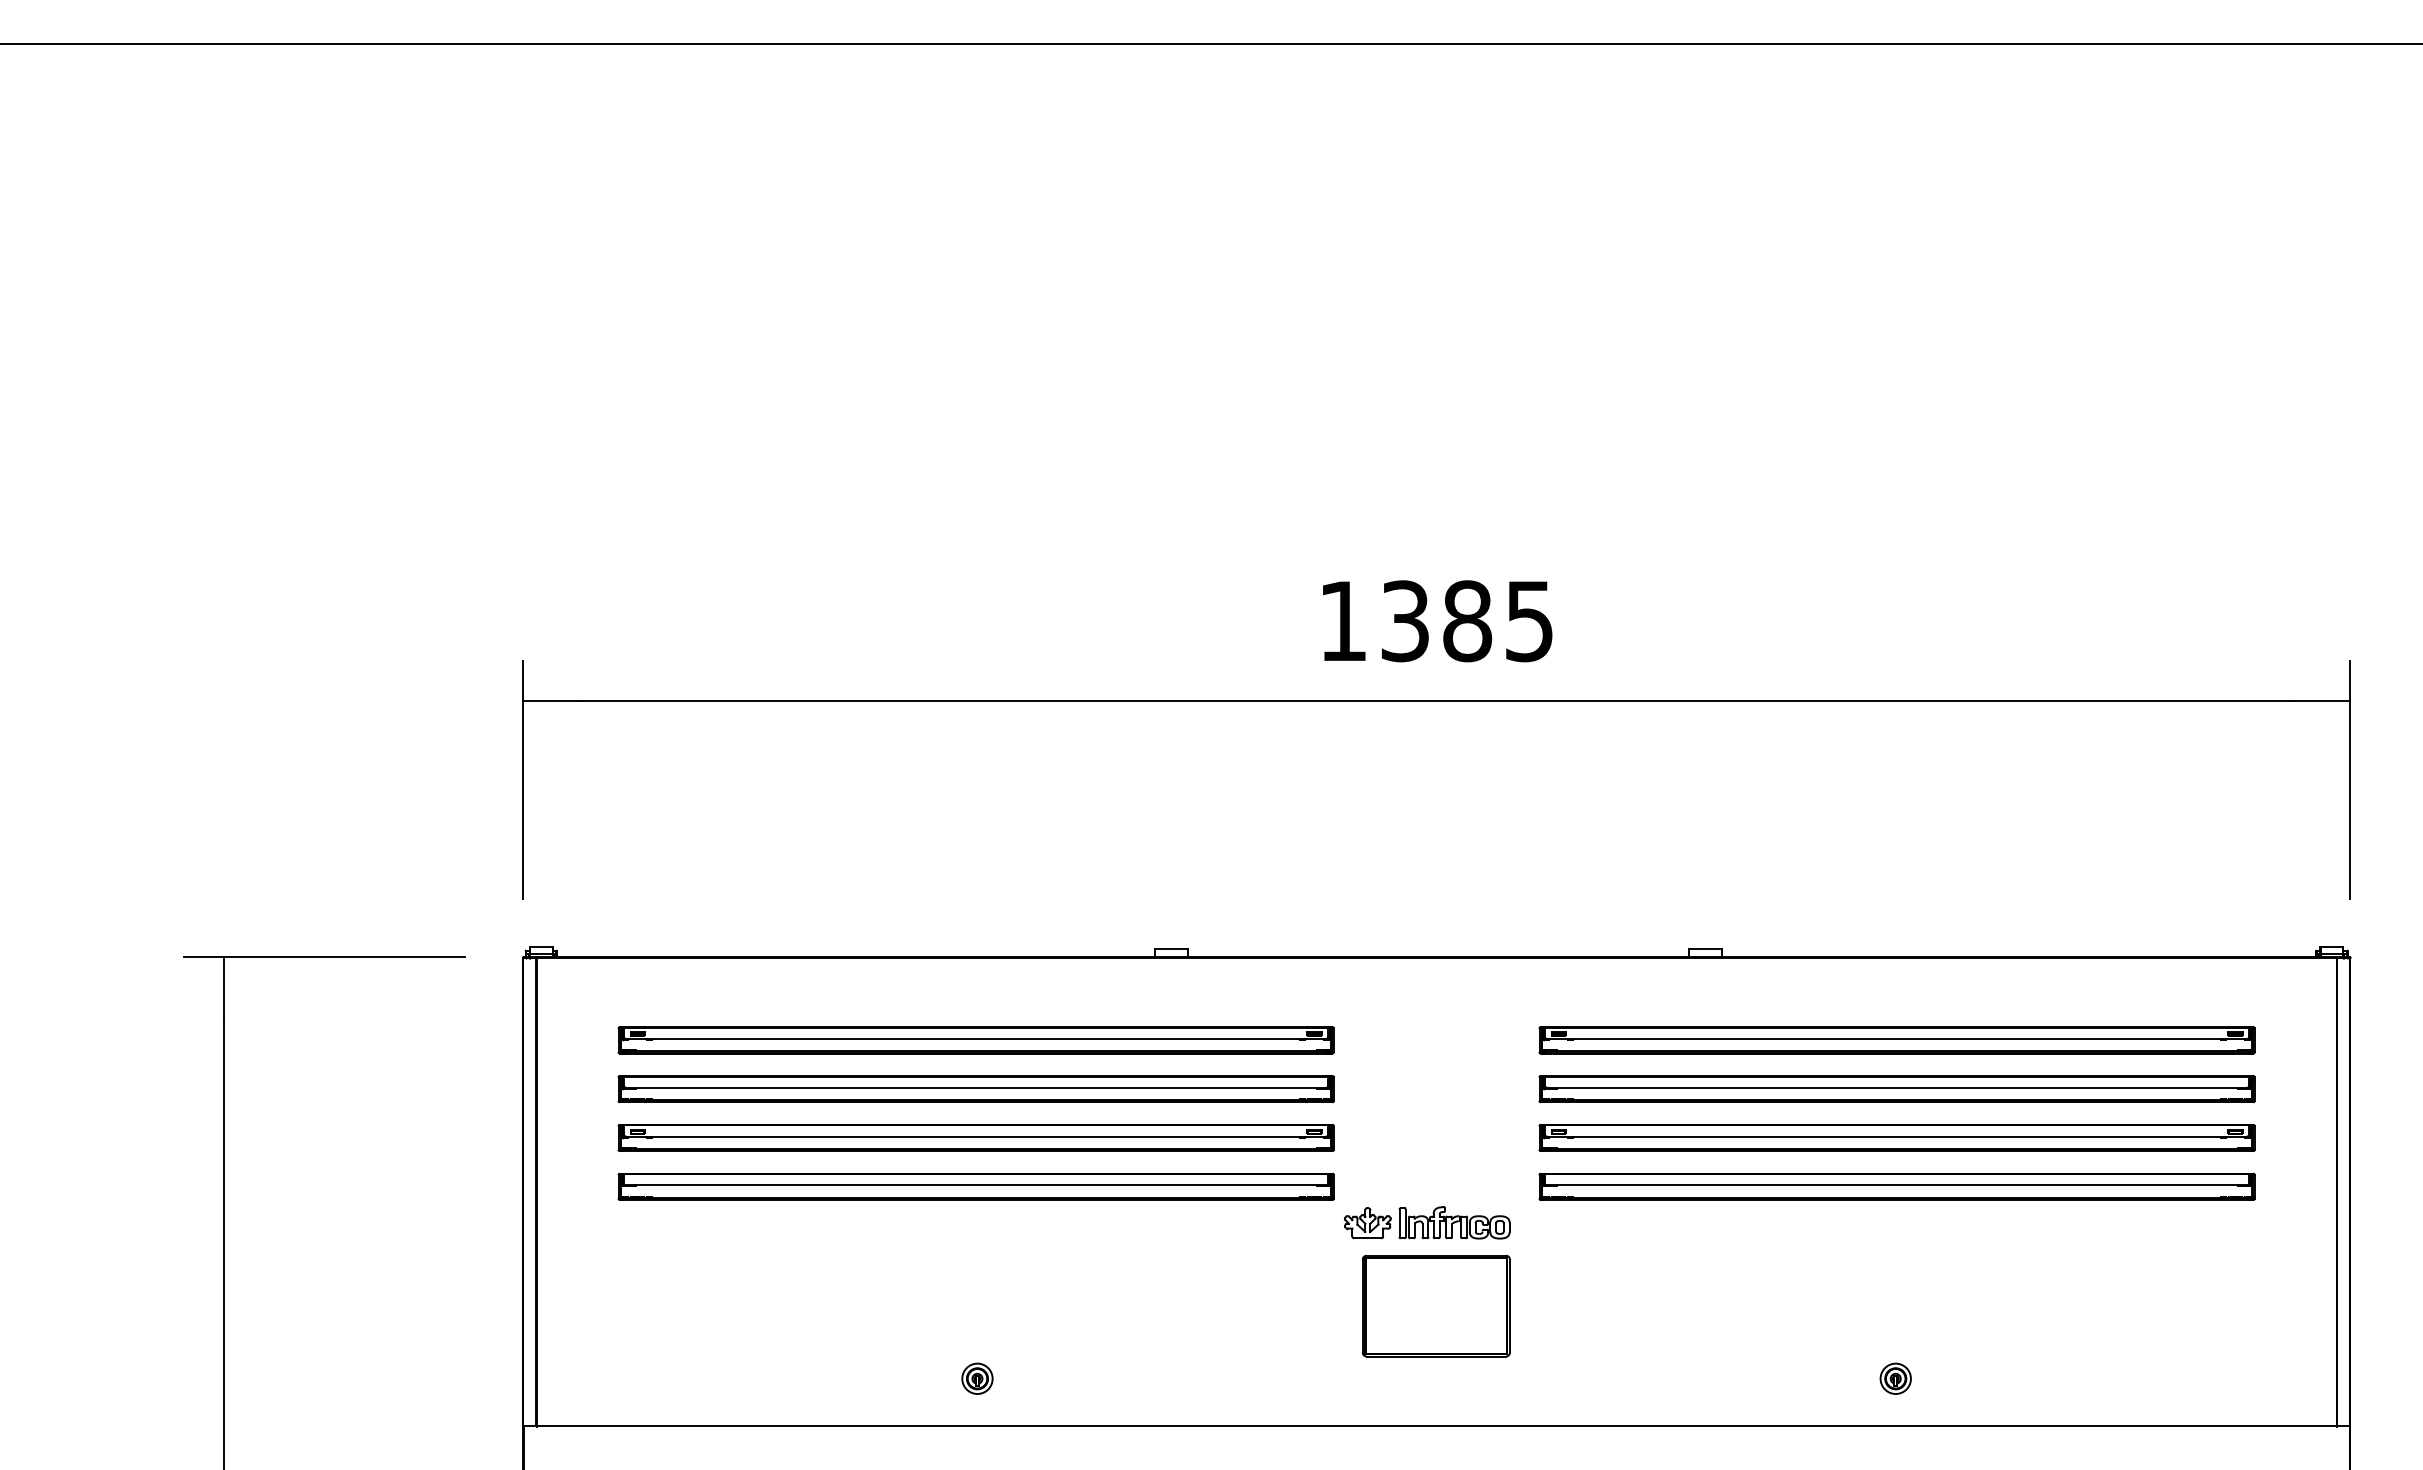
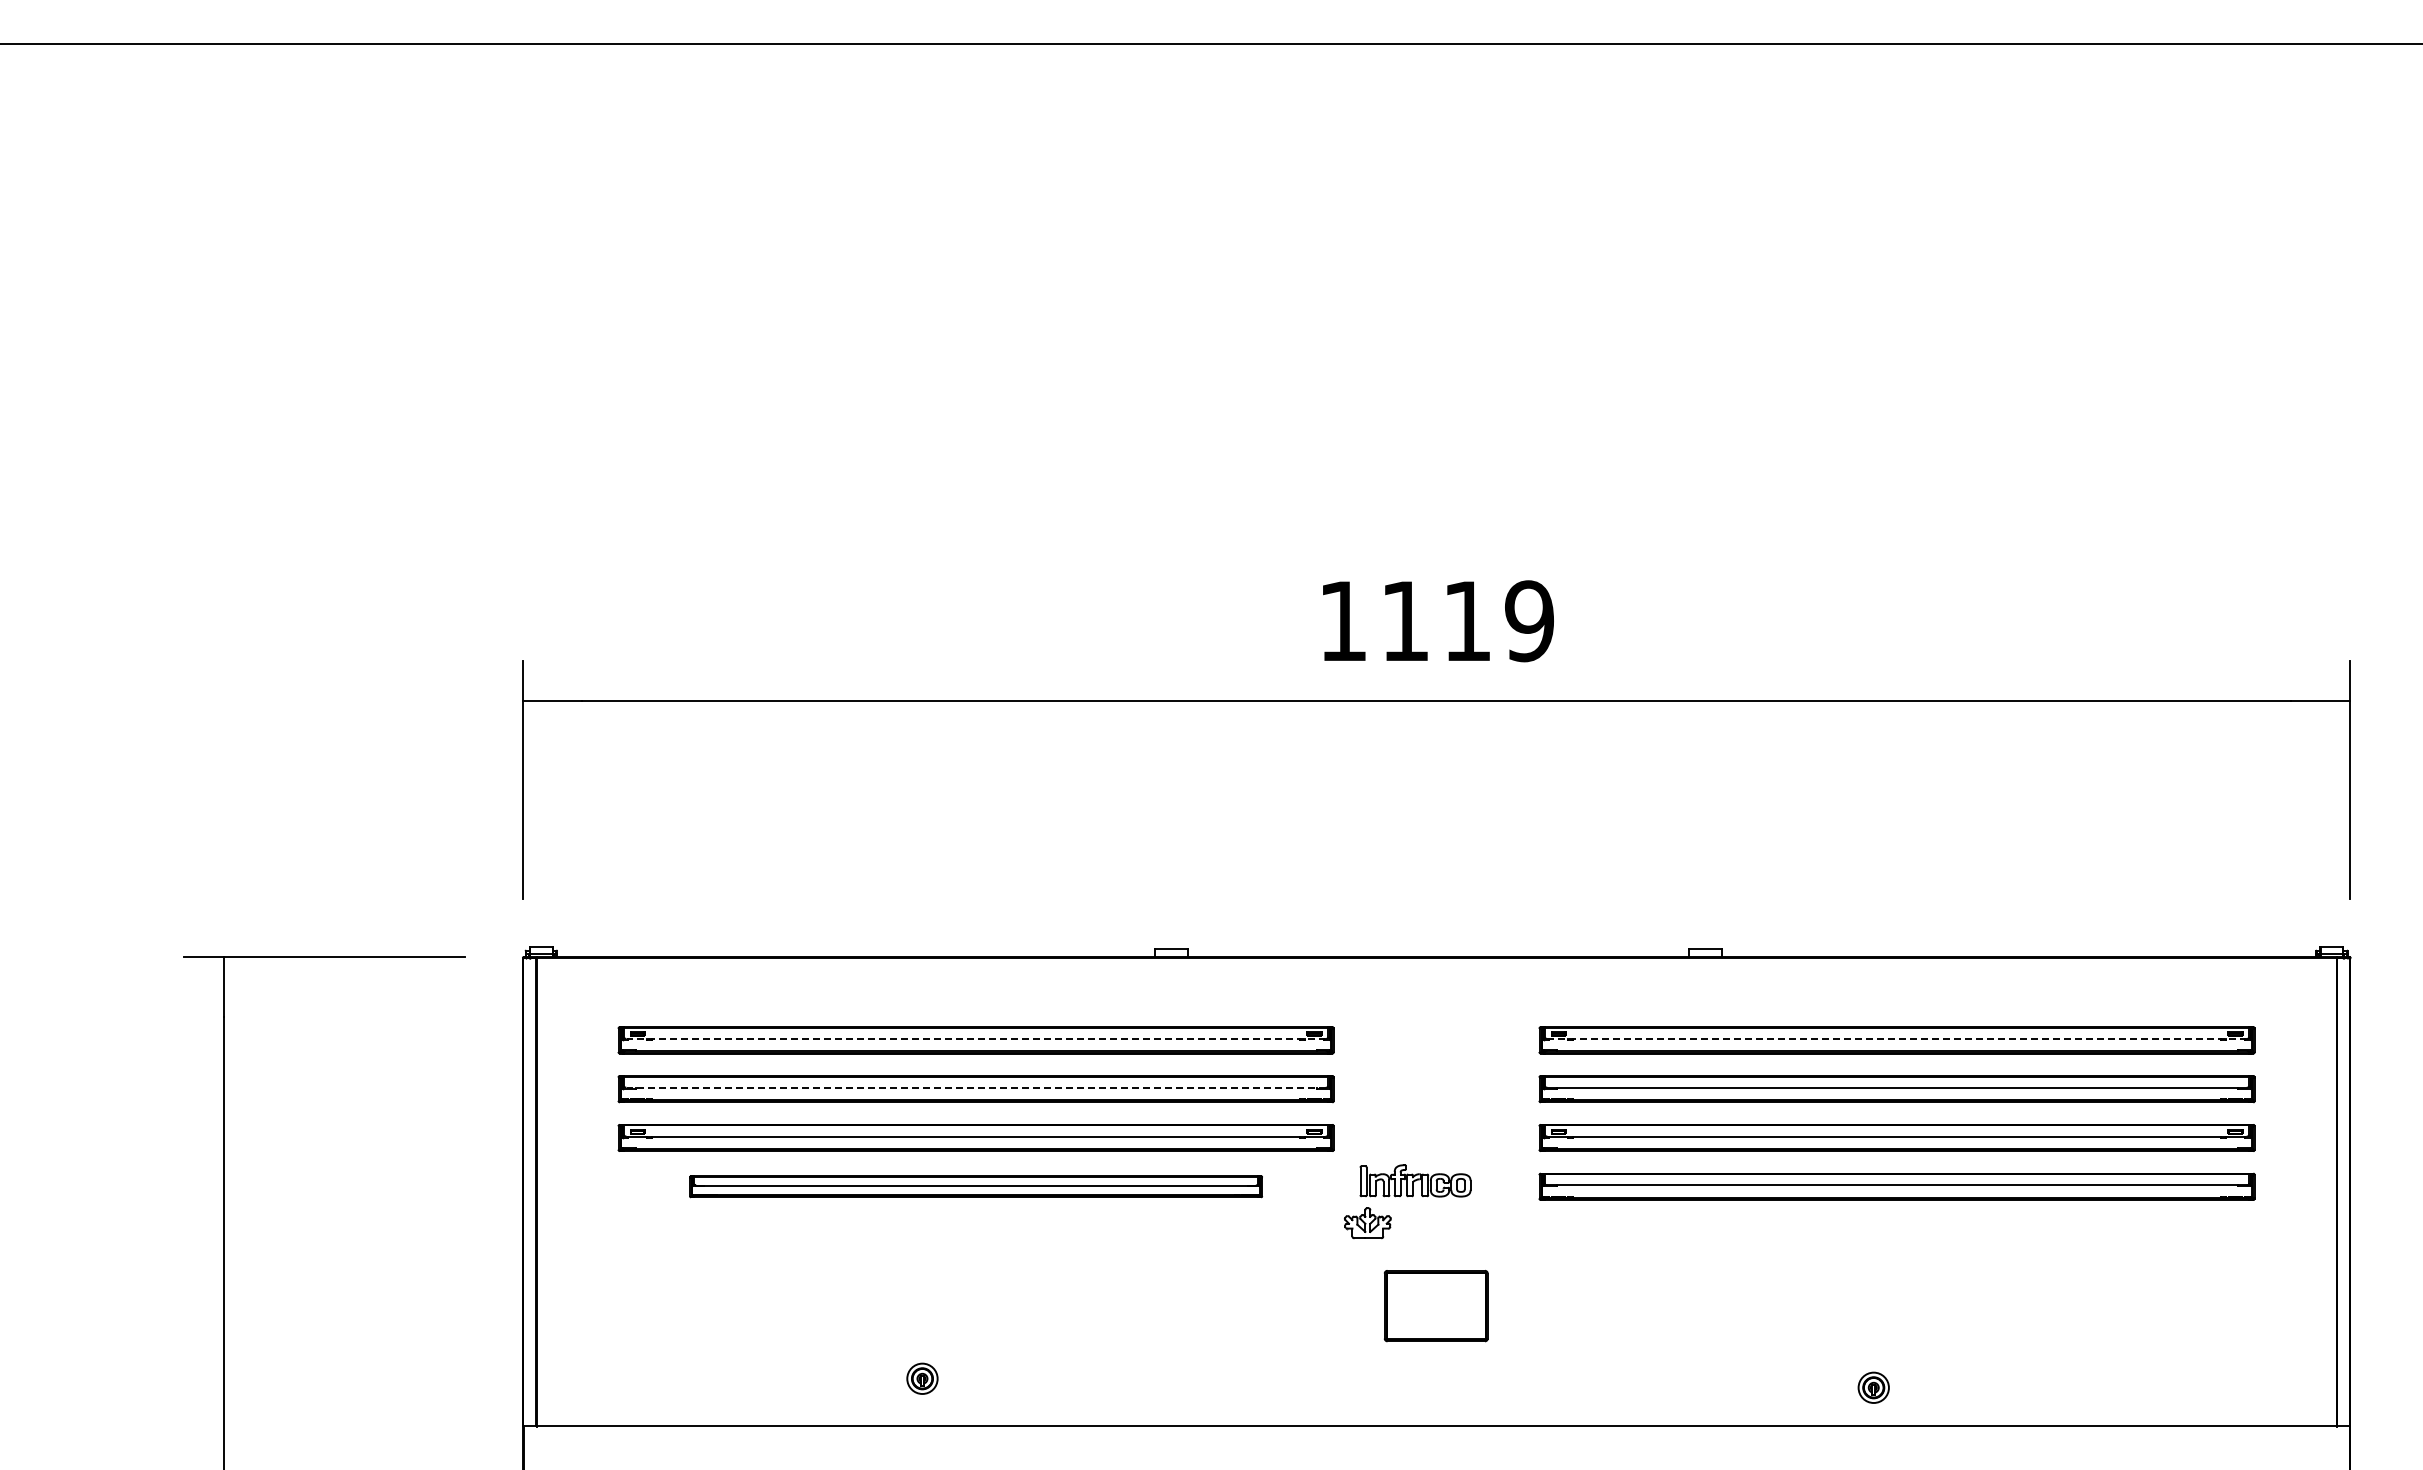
text: 1385 -> 1119 (1467, 621)
line: solid -> dashed (976, 1038)
line: solid -> dashed (1897, 1038)
line: solid -> dashed (976, 1087)
part size: 718x29 px -> 574x24 px (975, 1186)
part position: (1454, 1222) -> (1415, 1180) (1415, 1180)
part size: 150x104 px -> 105x73 px (1436, 1306)
part position: (977, 1378) -> (922, 1378) (922, 1378)
part position: (1895, 1378) -> (1873, 1387) (1873, 1387)
